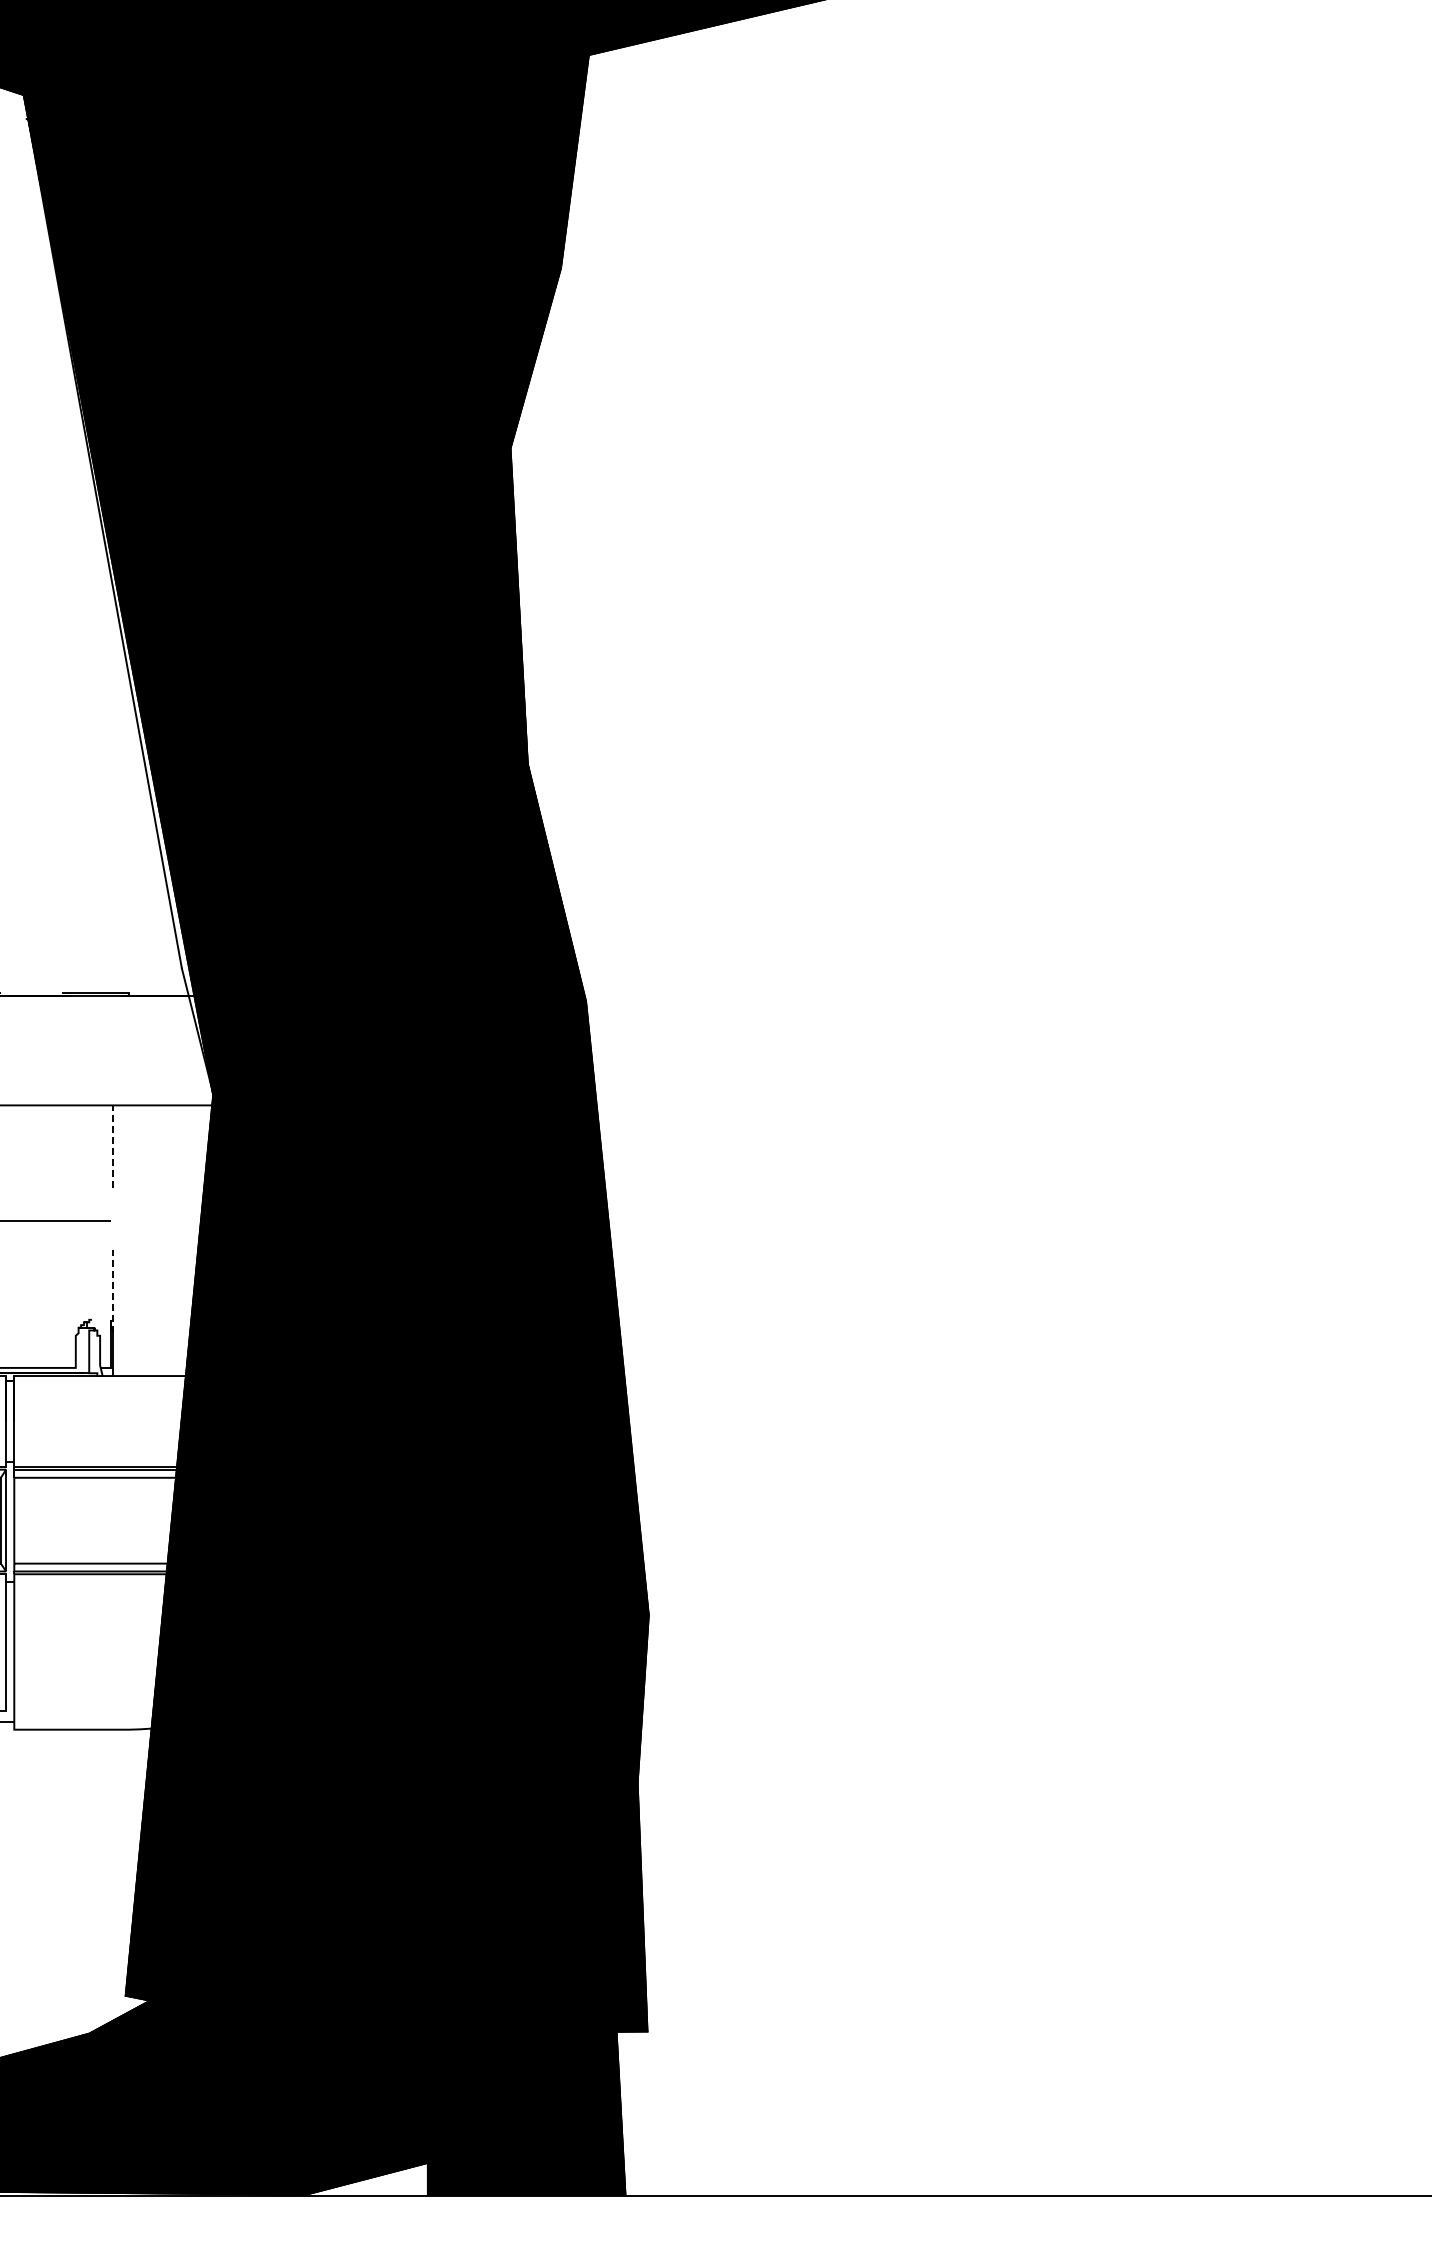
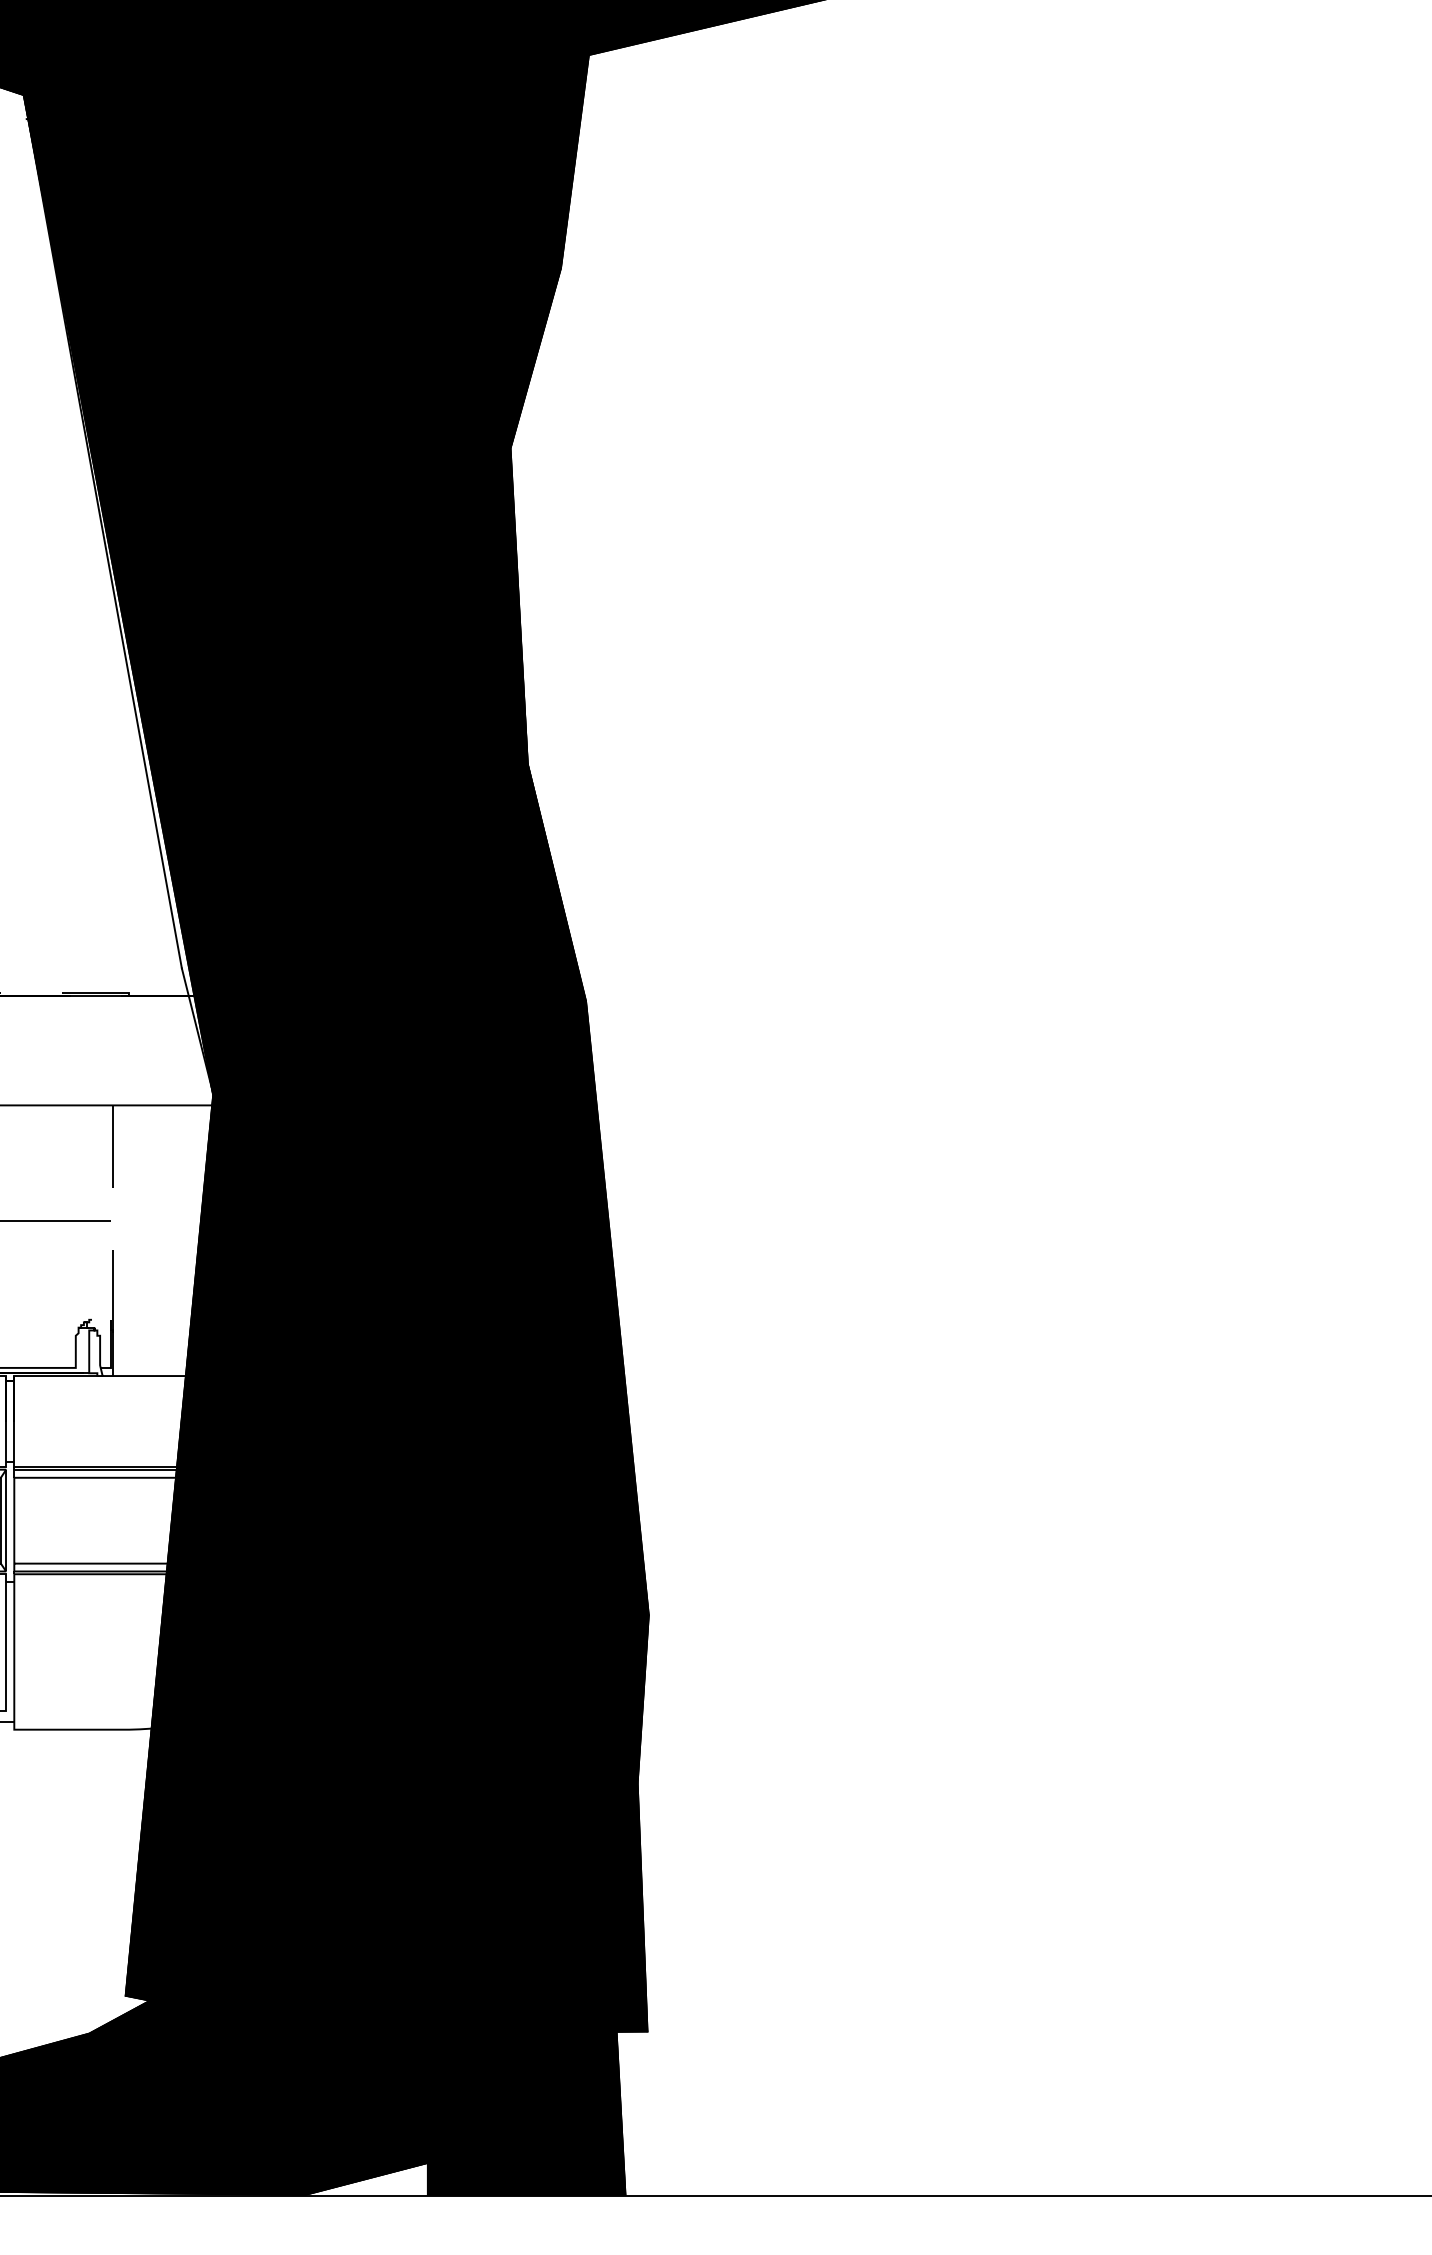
line: dashed -> solid (113, 1146)
line: dashed -> solid (113, 1291)
